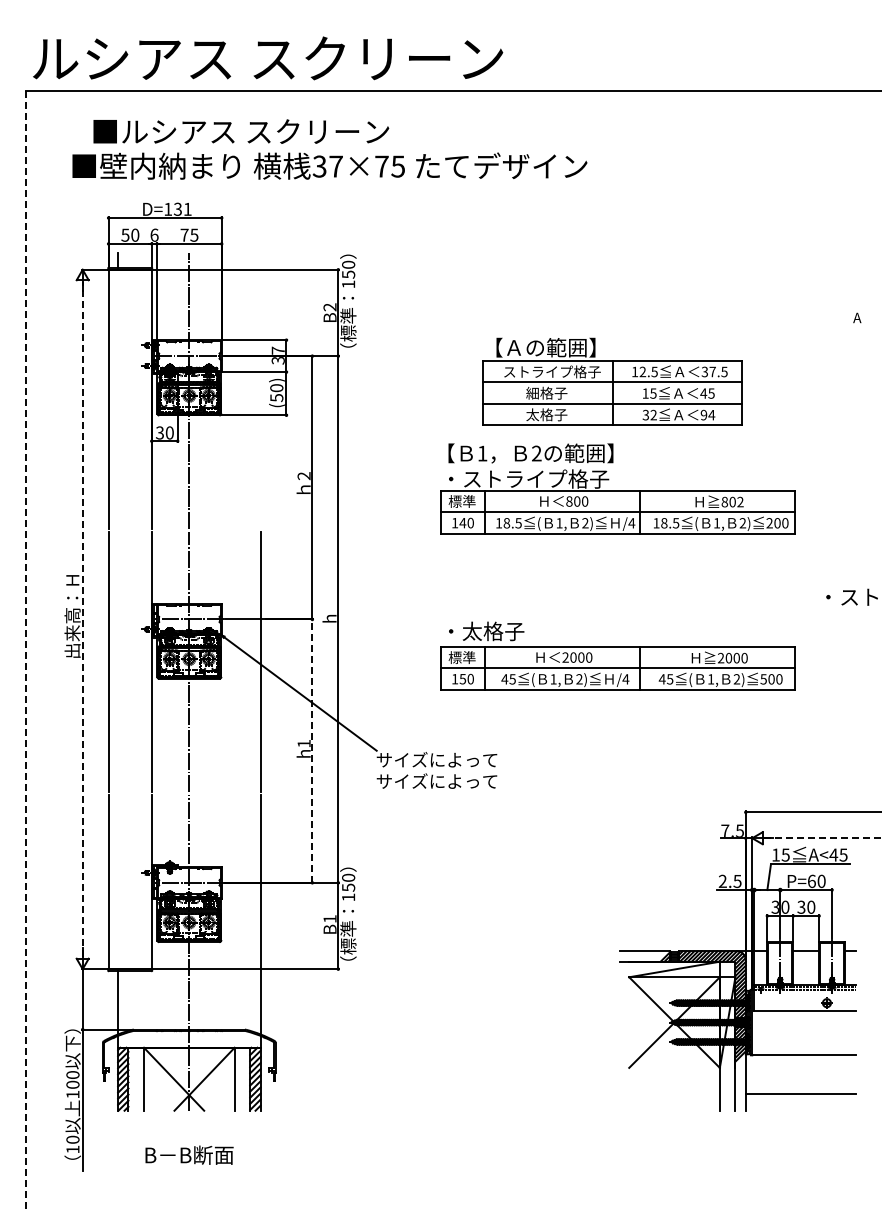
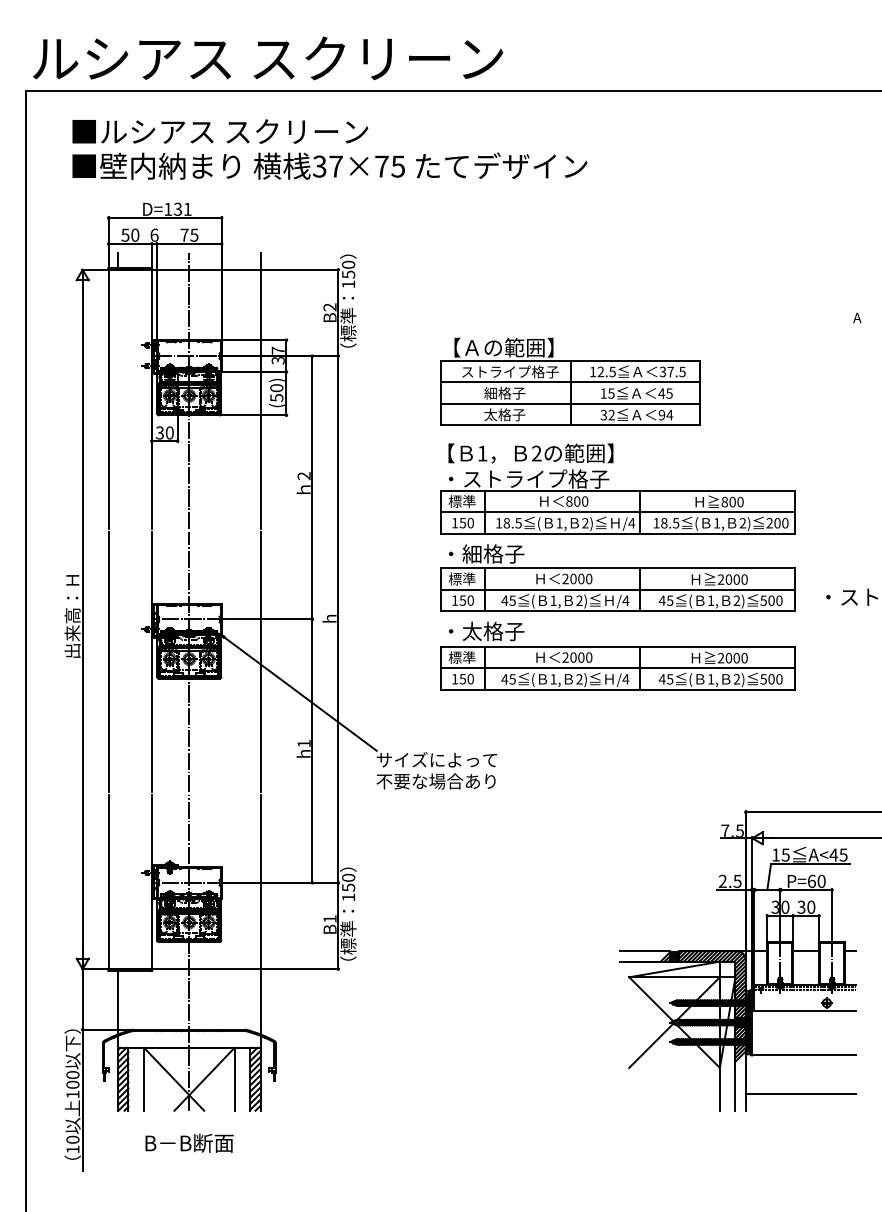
text position: (241, 131) -> (220, 131) (220, 131)
part position: (612, 381) -> (570, 381) (570, 381)
line: none -> present (260, 391)
text: 802 -> 800 (740, 502)
text: 140 -> 150 (462, 523)
part: none -> present (617, 577)
line: dashed -> solid (82, 619)
line: dashed -> solid (26, 652)
line: dashed -> solid (312, 751)
text: サイズによって -> 不要な場合あり (436, 781)
line: dashed -> solid (823, 838)
text position: (189, 1154) -> (189, 1142) (189, 1142)
